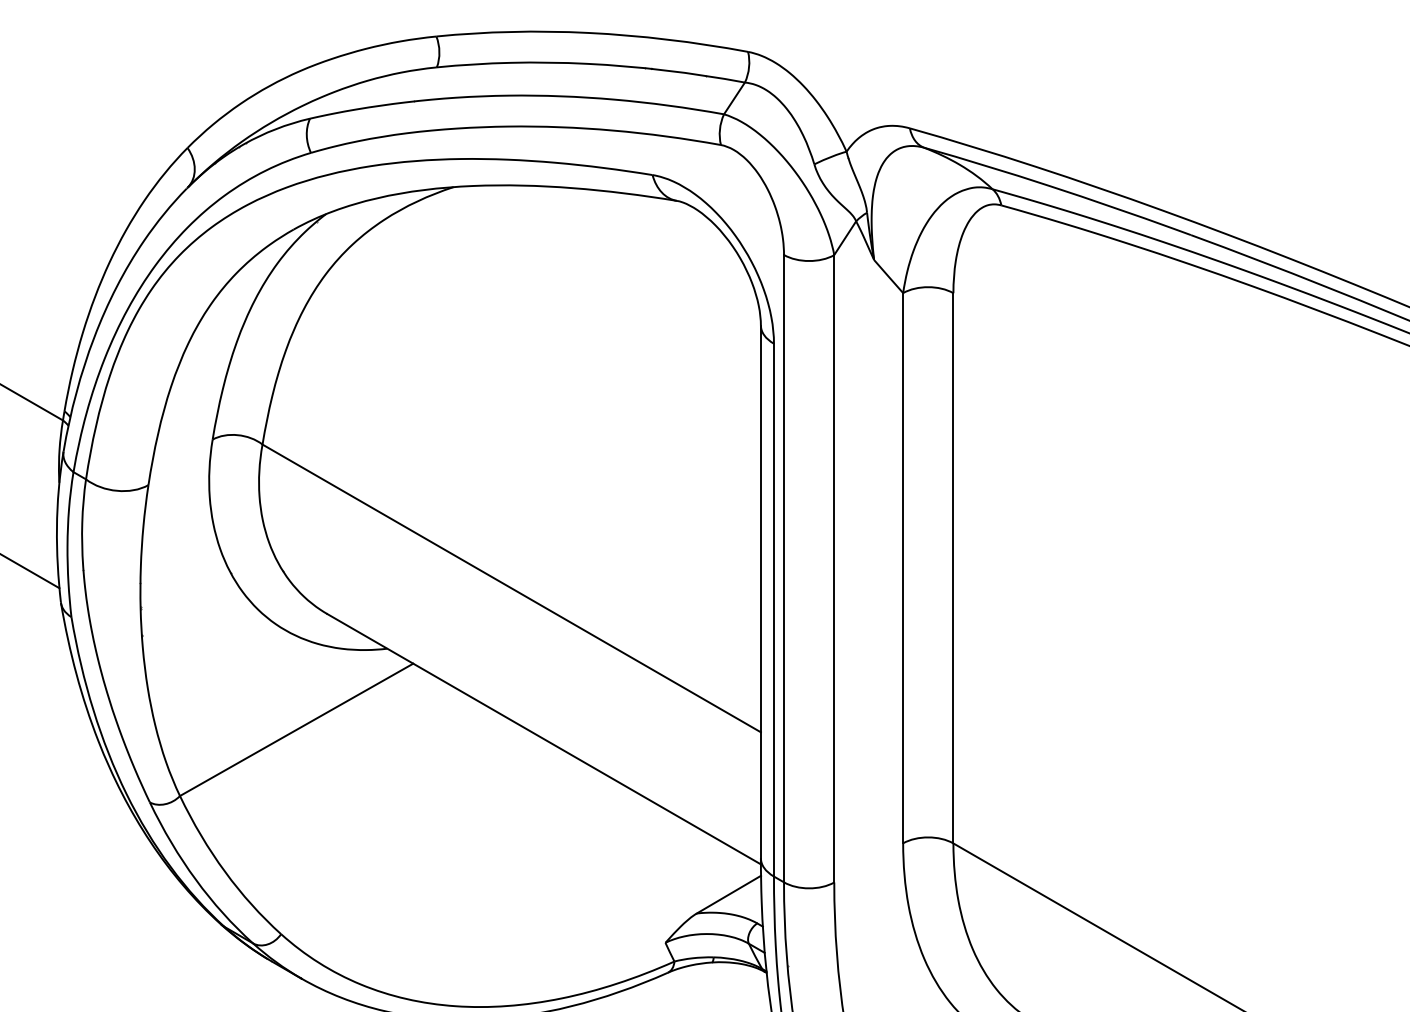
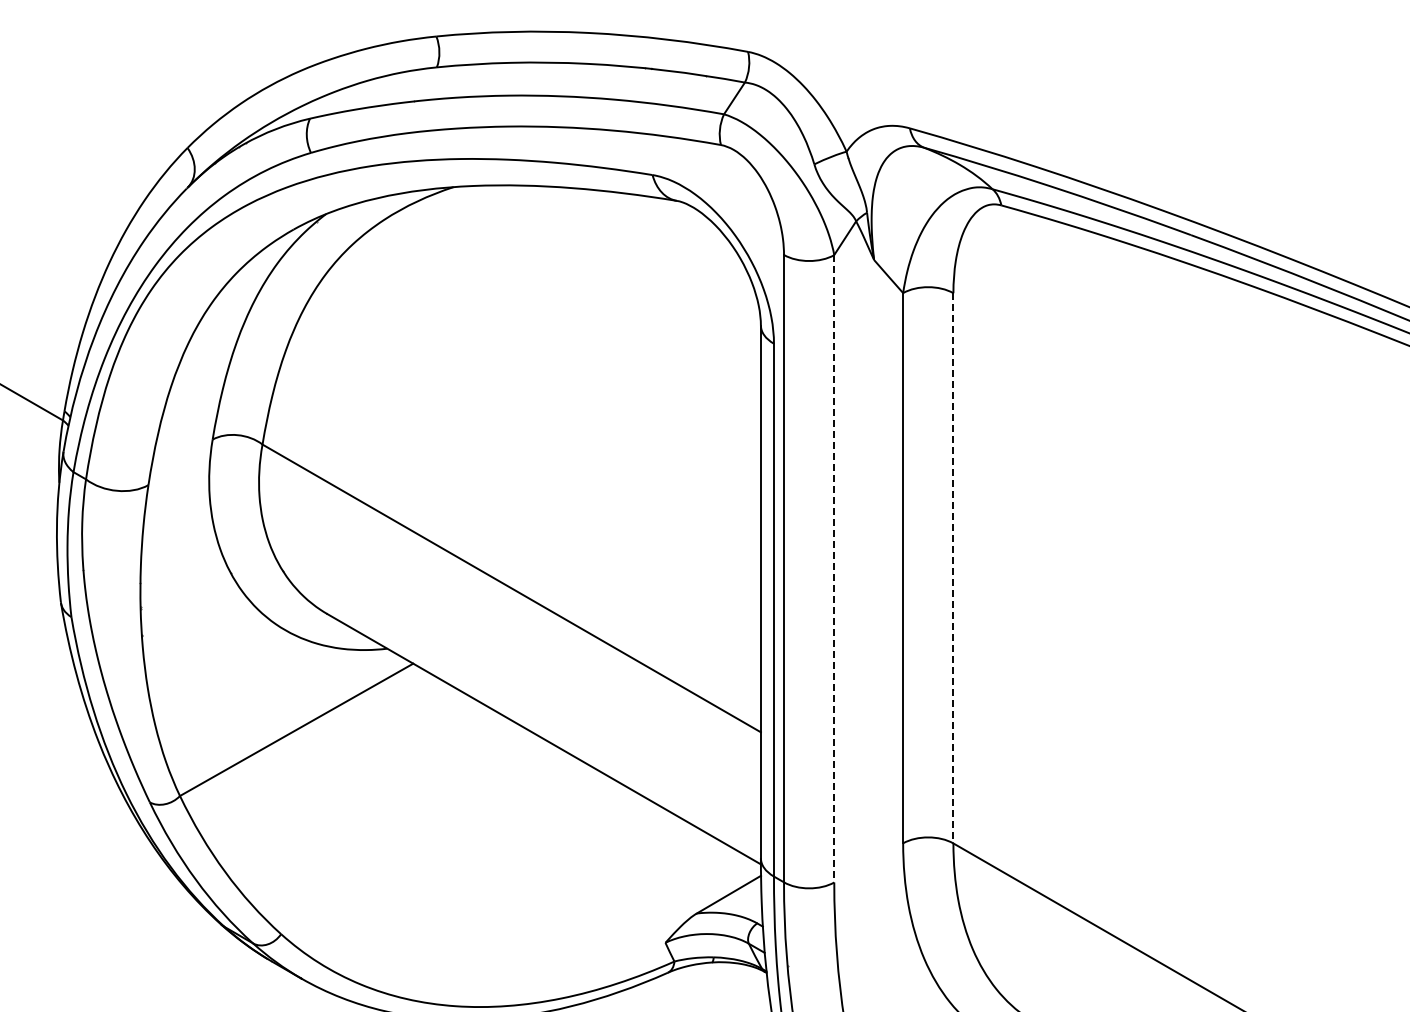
line: solid -> dashed (834, 568)
line: solid -> dashed (953, 568)
line: present -> none (30, 571)
